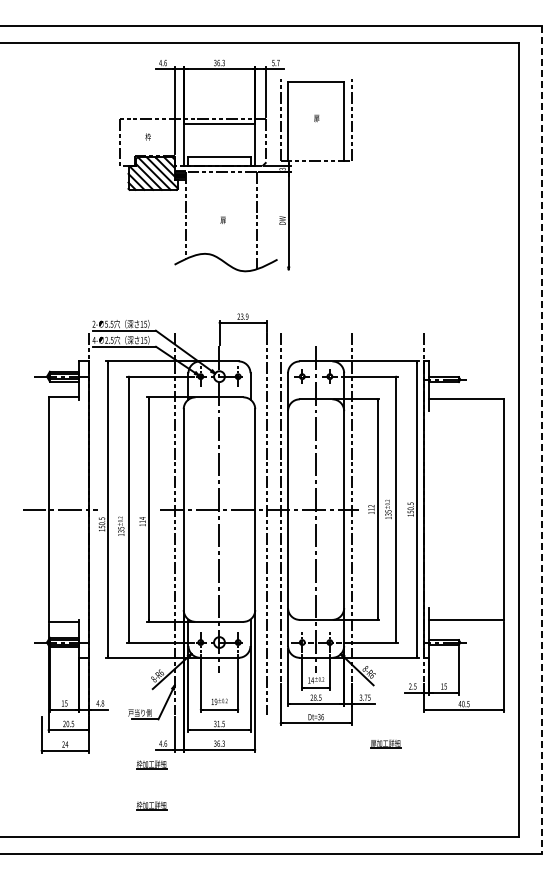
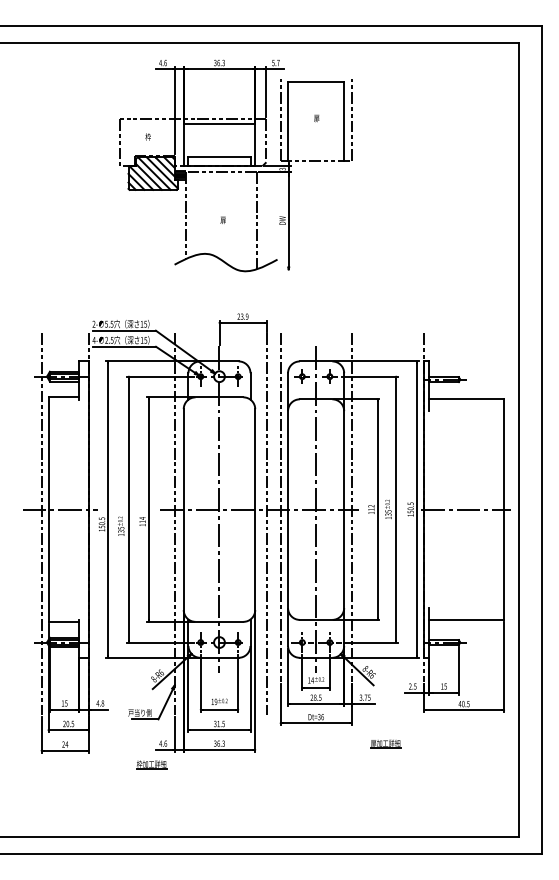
line: dashed -> solid (542, 440)
line: none -> present (465, 509)
line: none -> present (41, 523)
part: present -> none (151, 805)
